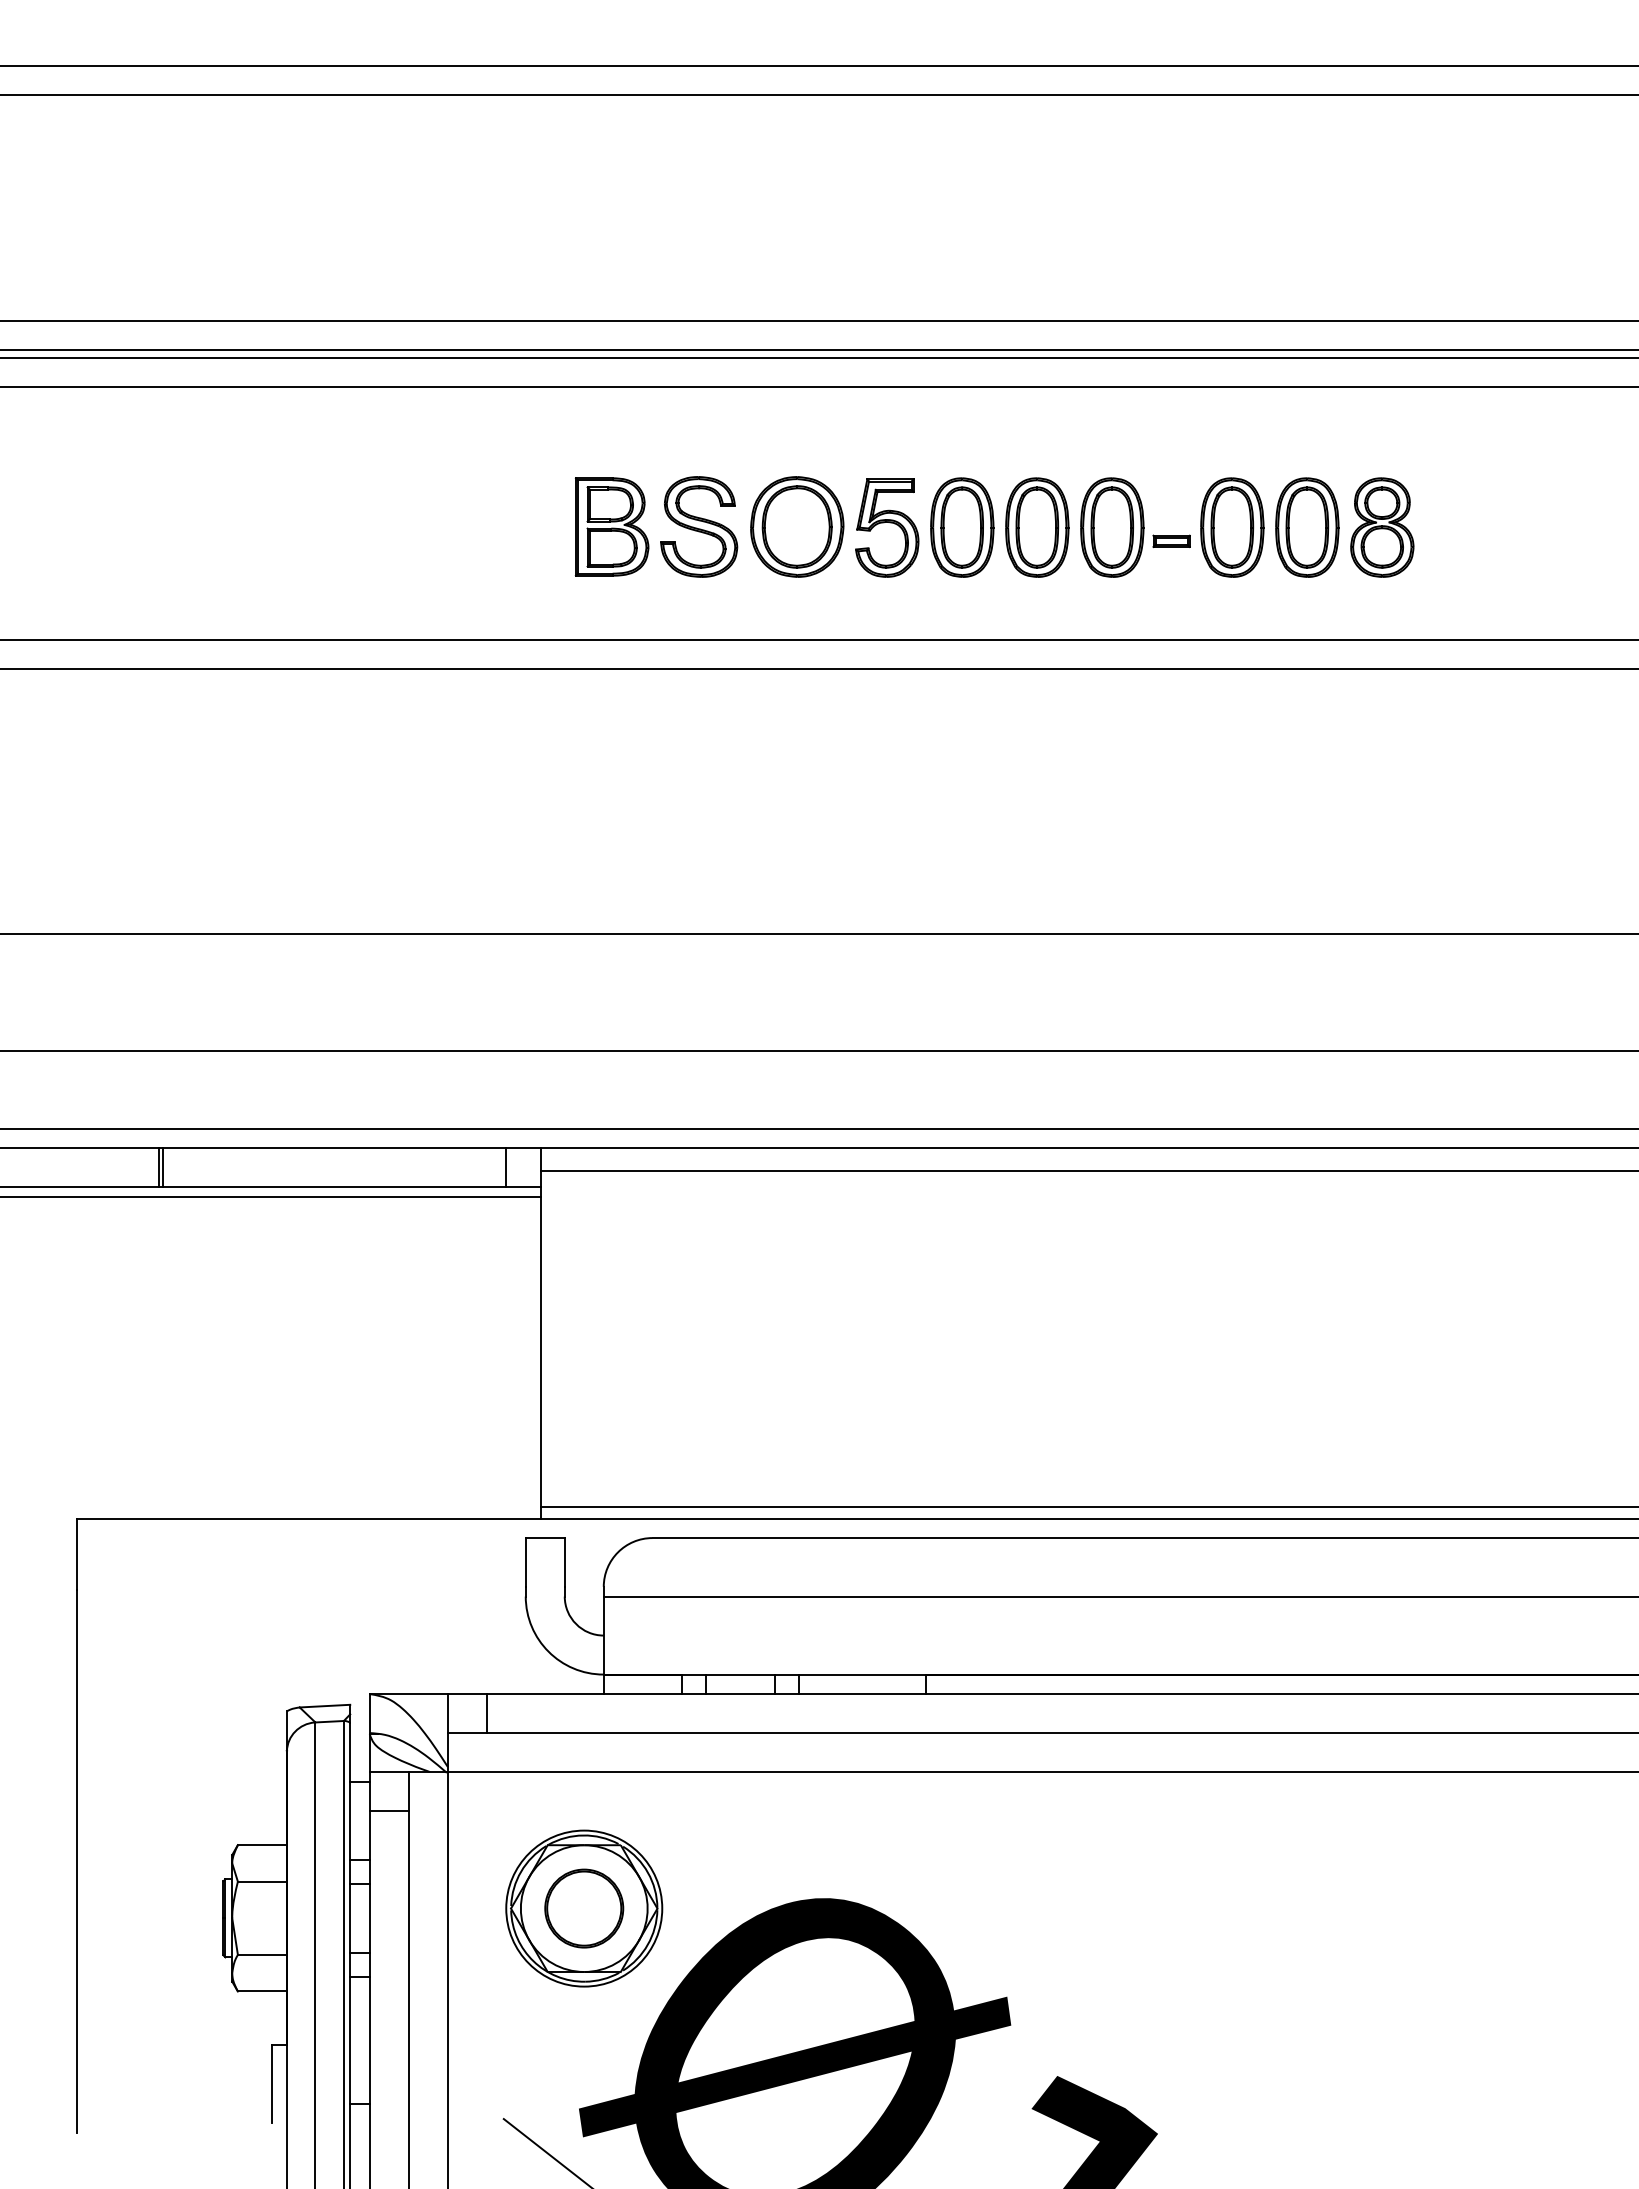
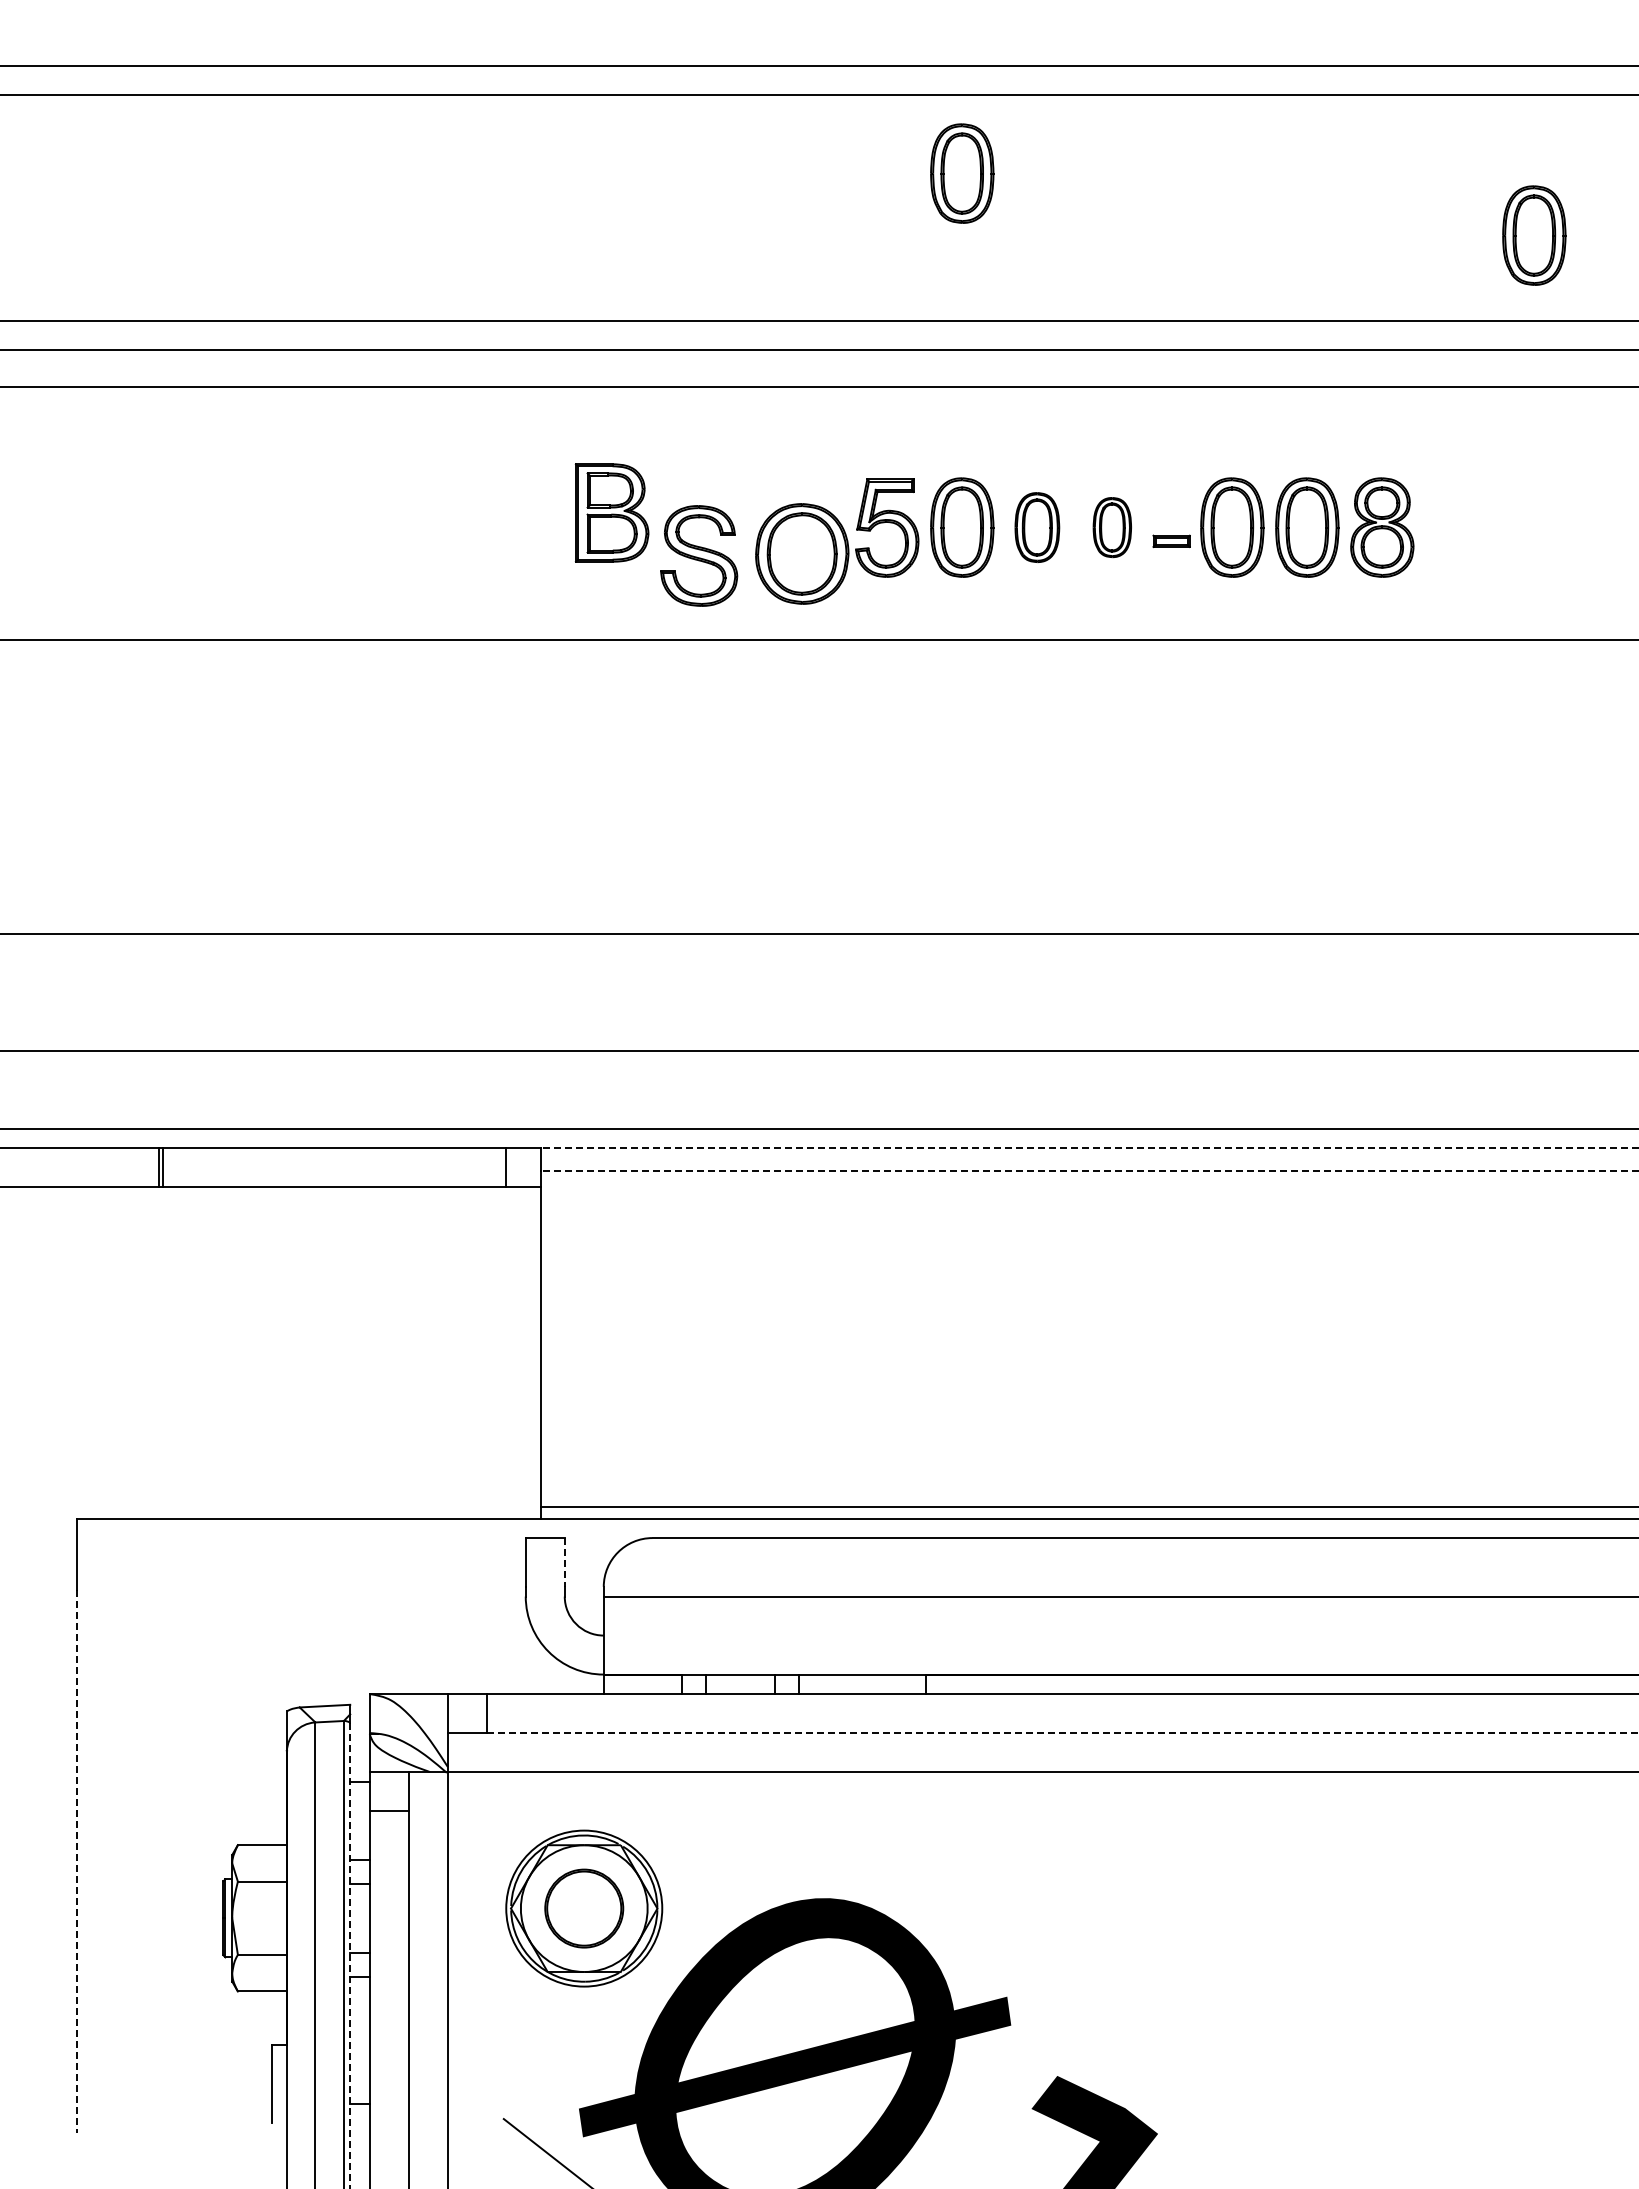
part: none -> present (962, 173)
part: none -> present (1534, 235)
line: present -> none (818, 357)
part position: (611, 526) -> (611, 512) (611, 512)
part position: (699, 526) -> (699, 555) (699, 555)
part position: (797, 526) -> (802, 553) (802, 553)
part size: 65x101 px -> 47x71 px (1037, 527)
part size: 65x101 px -> 40x62 px (1111, 527)
line: present -> none (818, 668)
line: solid -> dashed (1089, 1148)
line: solid -> dashed (1089, 1170)
line: present -> none (271, 1196)
line: solid -> dashed (564, 1562)
line: solid -> dashed (1062, 1733)
line: solid -> dashed (77, 1861)
line: solid -> dashed (350, 1955)
